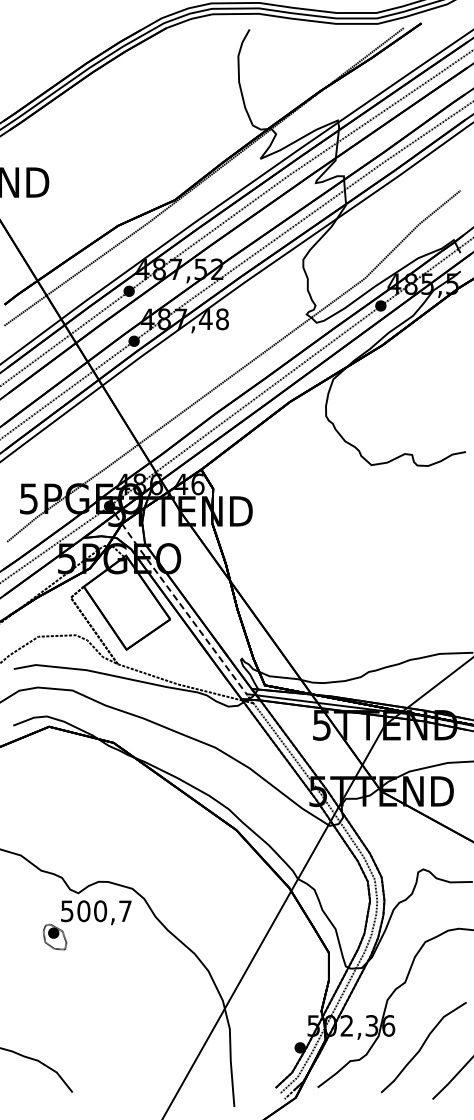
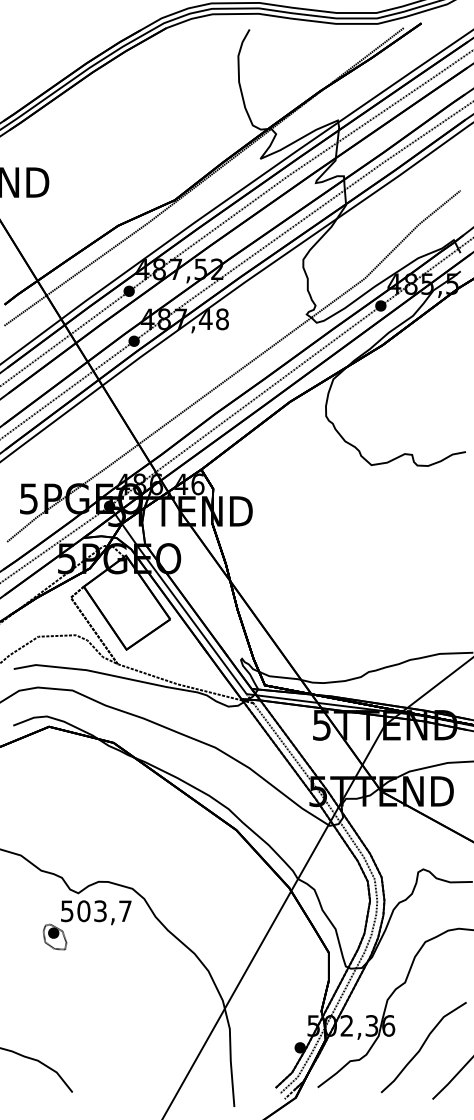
line: dashed -> solid (180, 604)
text: 500,7 -> 503,7 (100, 911)
